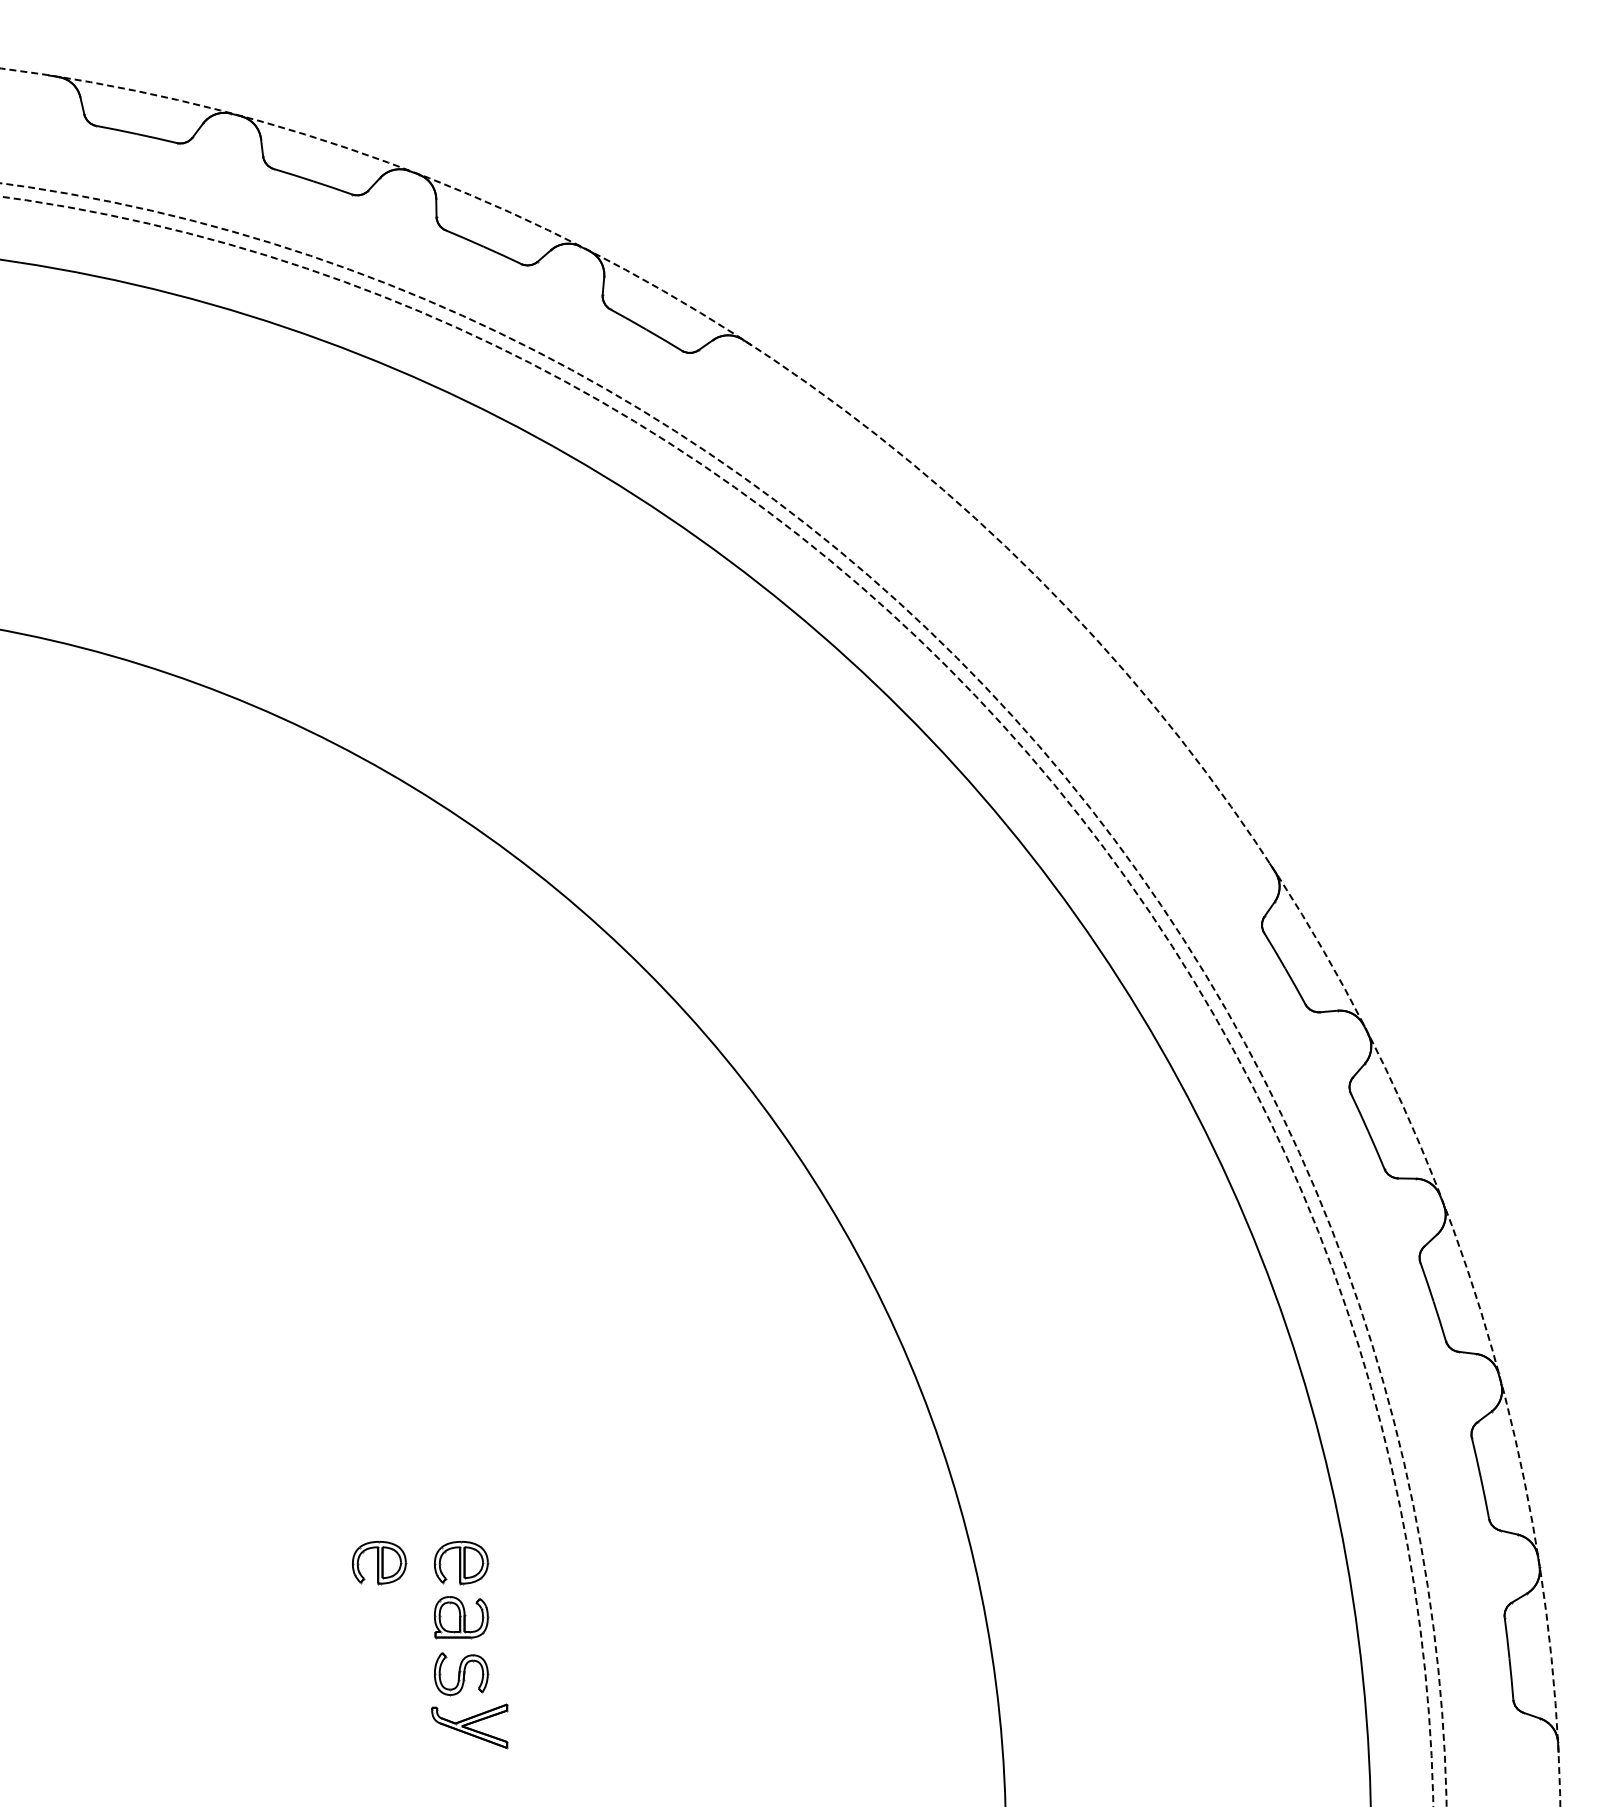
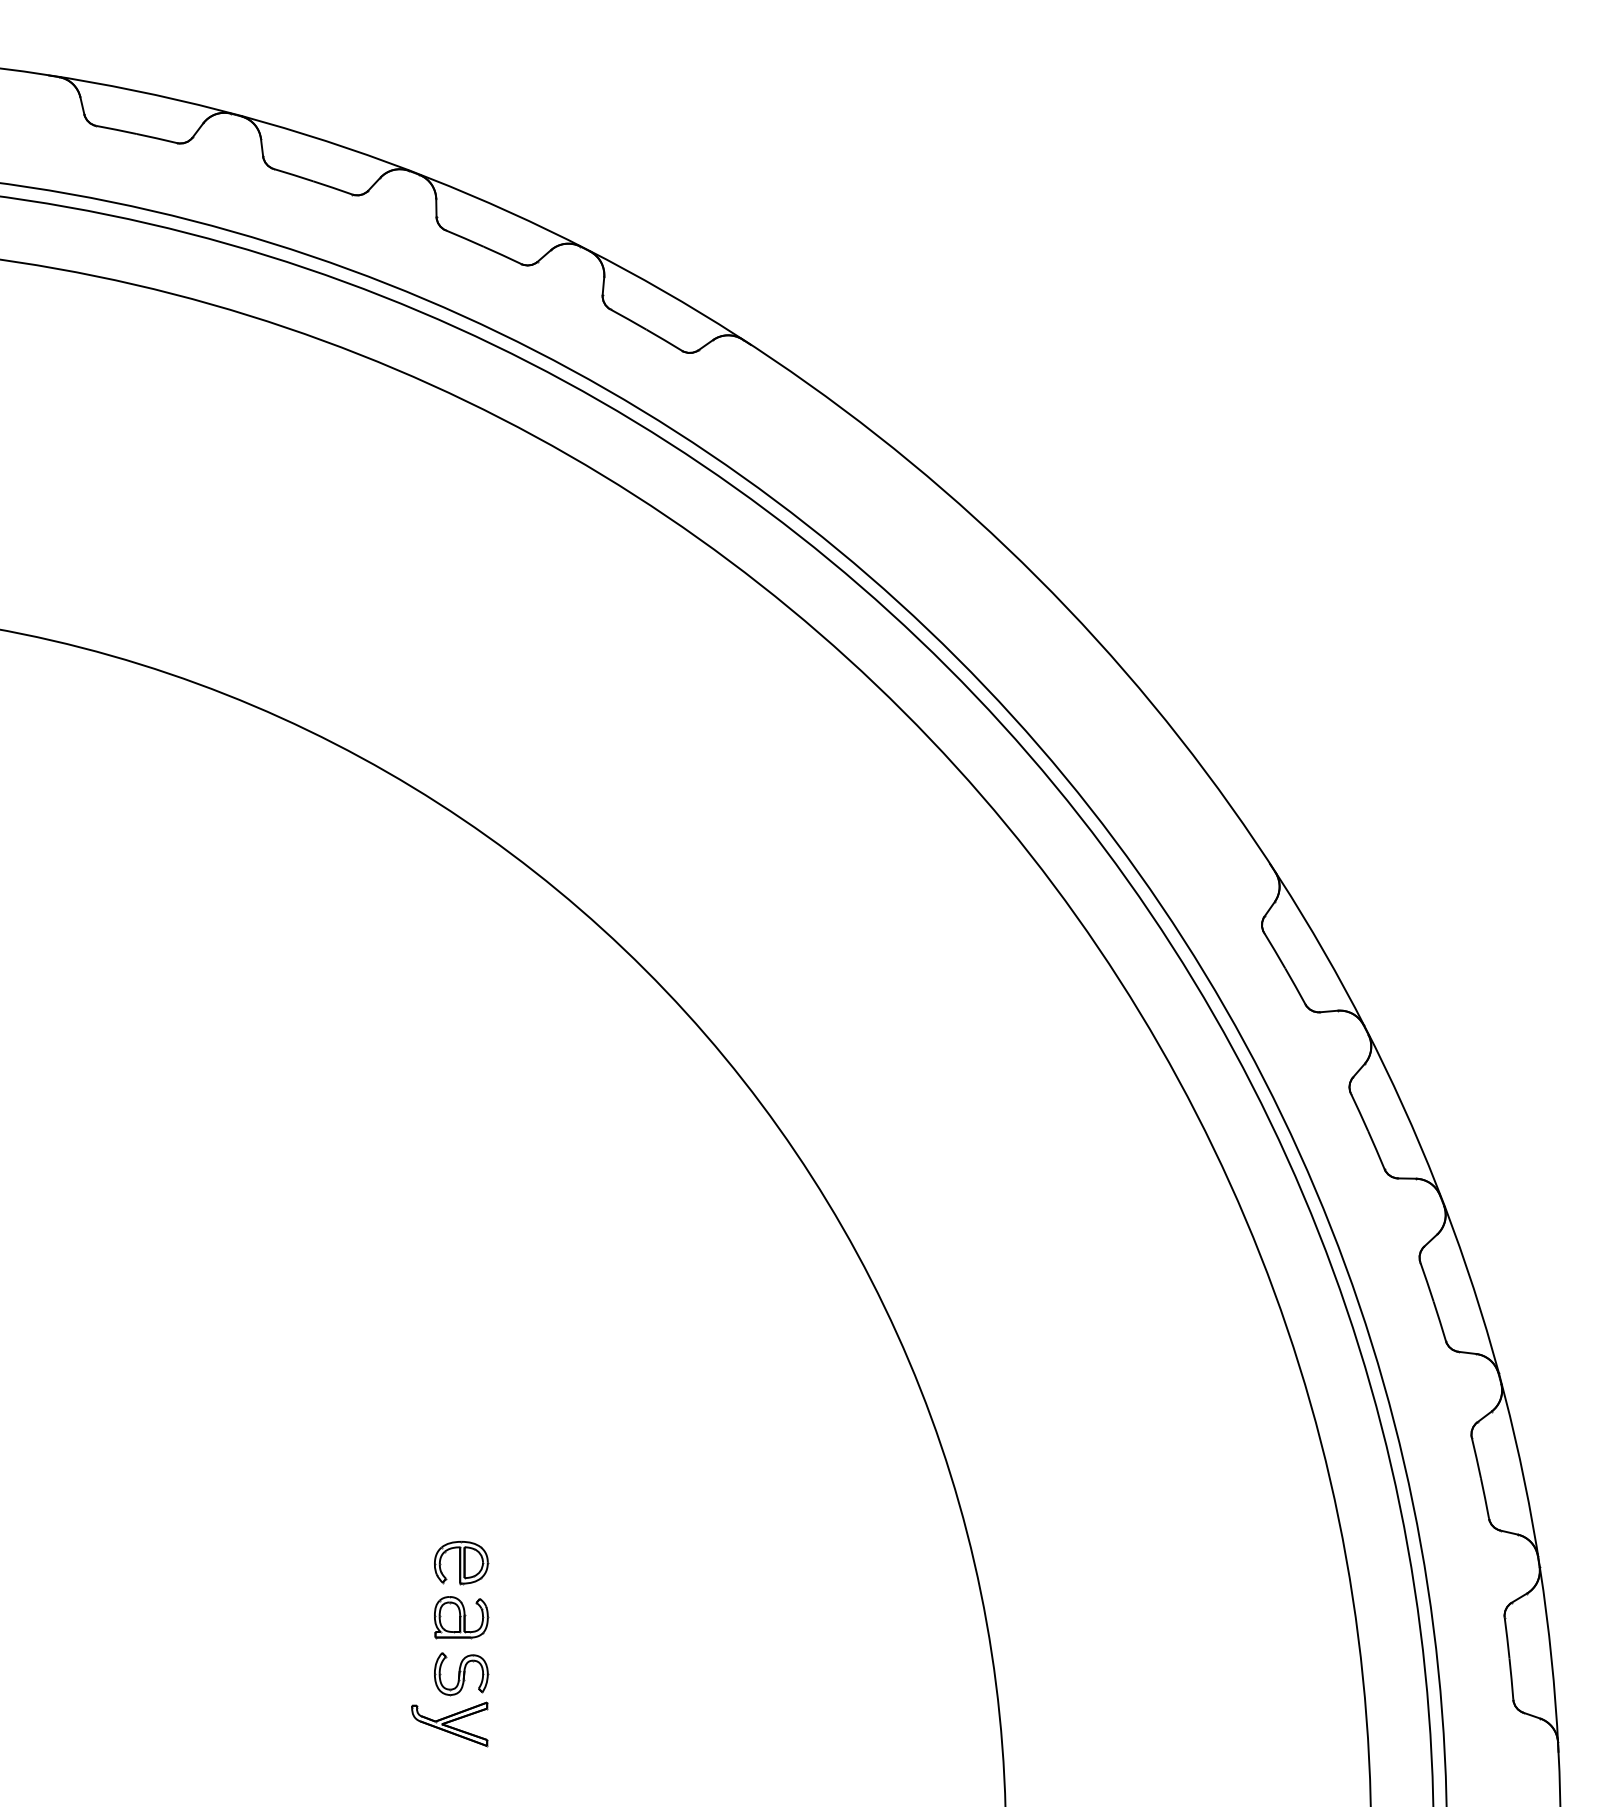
circle: dashed -> solid (780, 937)
circle: dashed -> solid (723, 994)
circle: dashed -> solid (716, 1001)
part: present -> none (379, 1563)
part position: (469, 1726) -> (449, 1724) (449, 1724)
